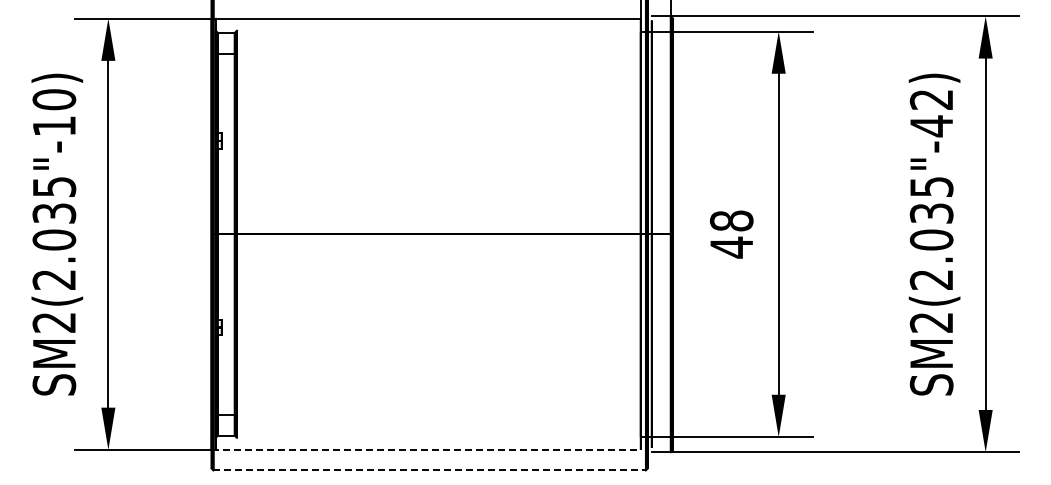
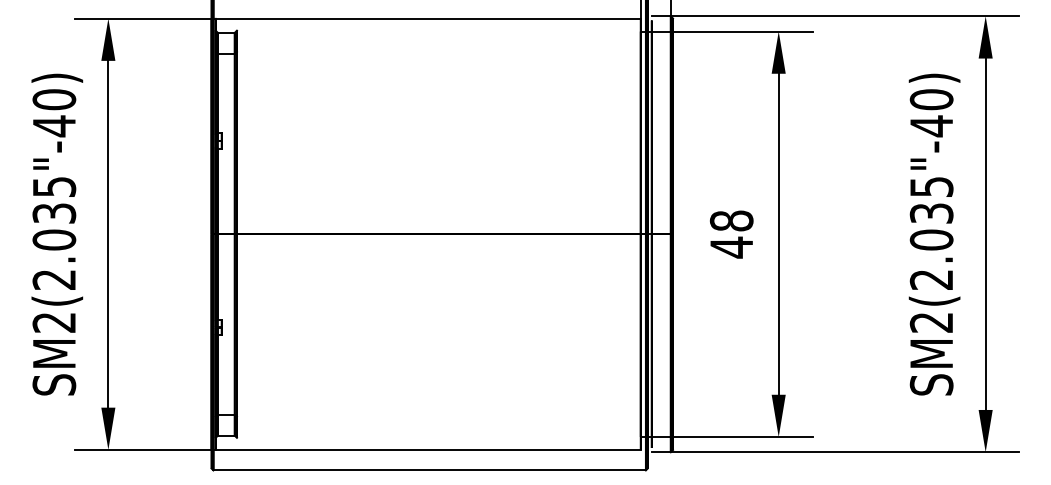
text: SM2(2.035"-42) -> SM2(2.035"-40) (931, 99)
text: SM2(2.035"-10) -> SM2(2.035"-40) (54, 126)
line: dashed -> solid (426, 449)
line: dashed -> solid (430, 470)
